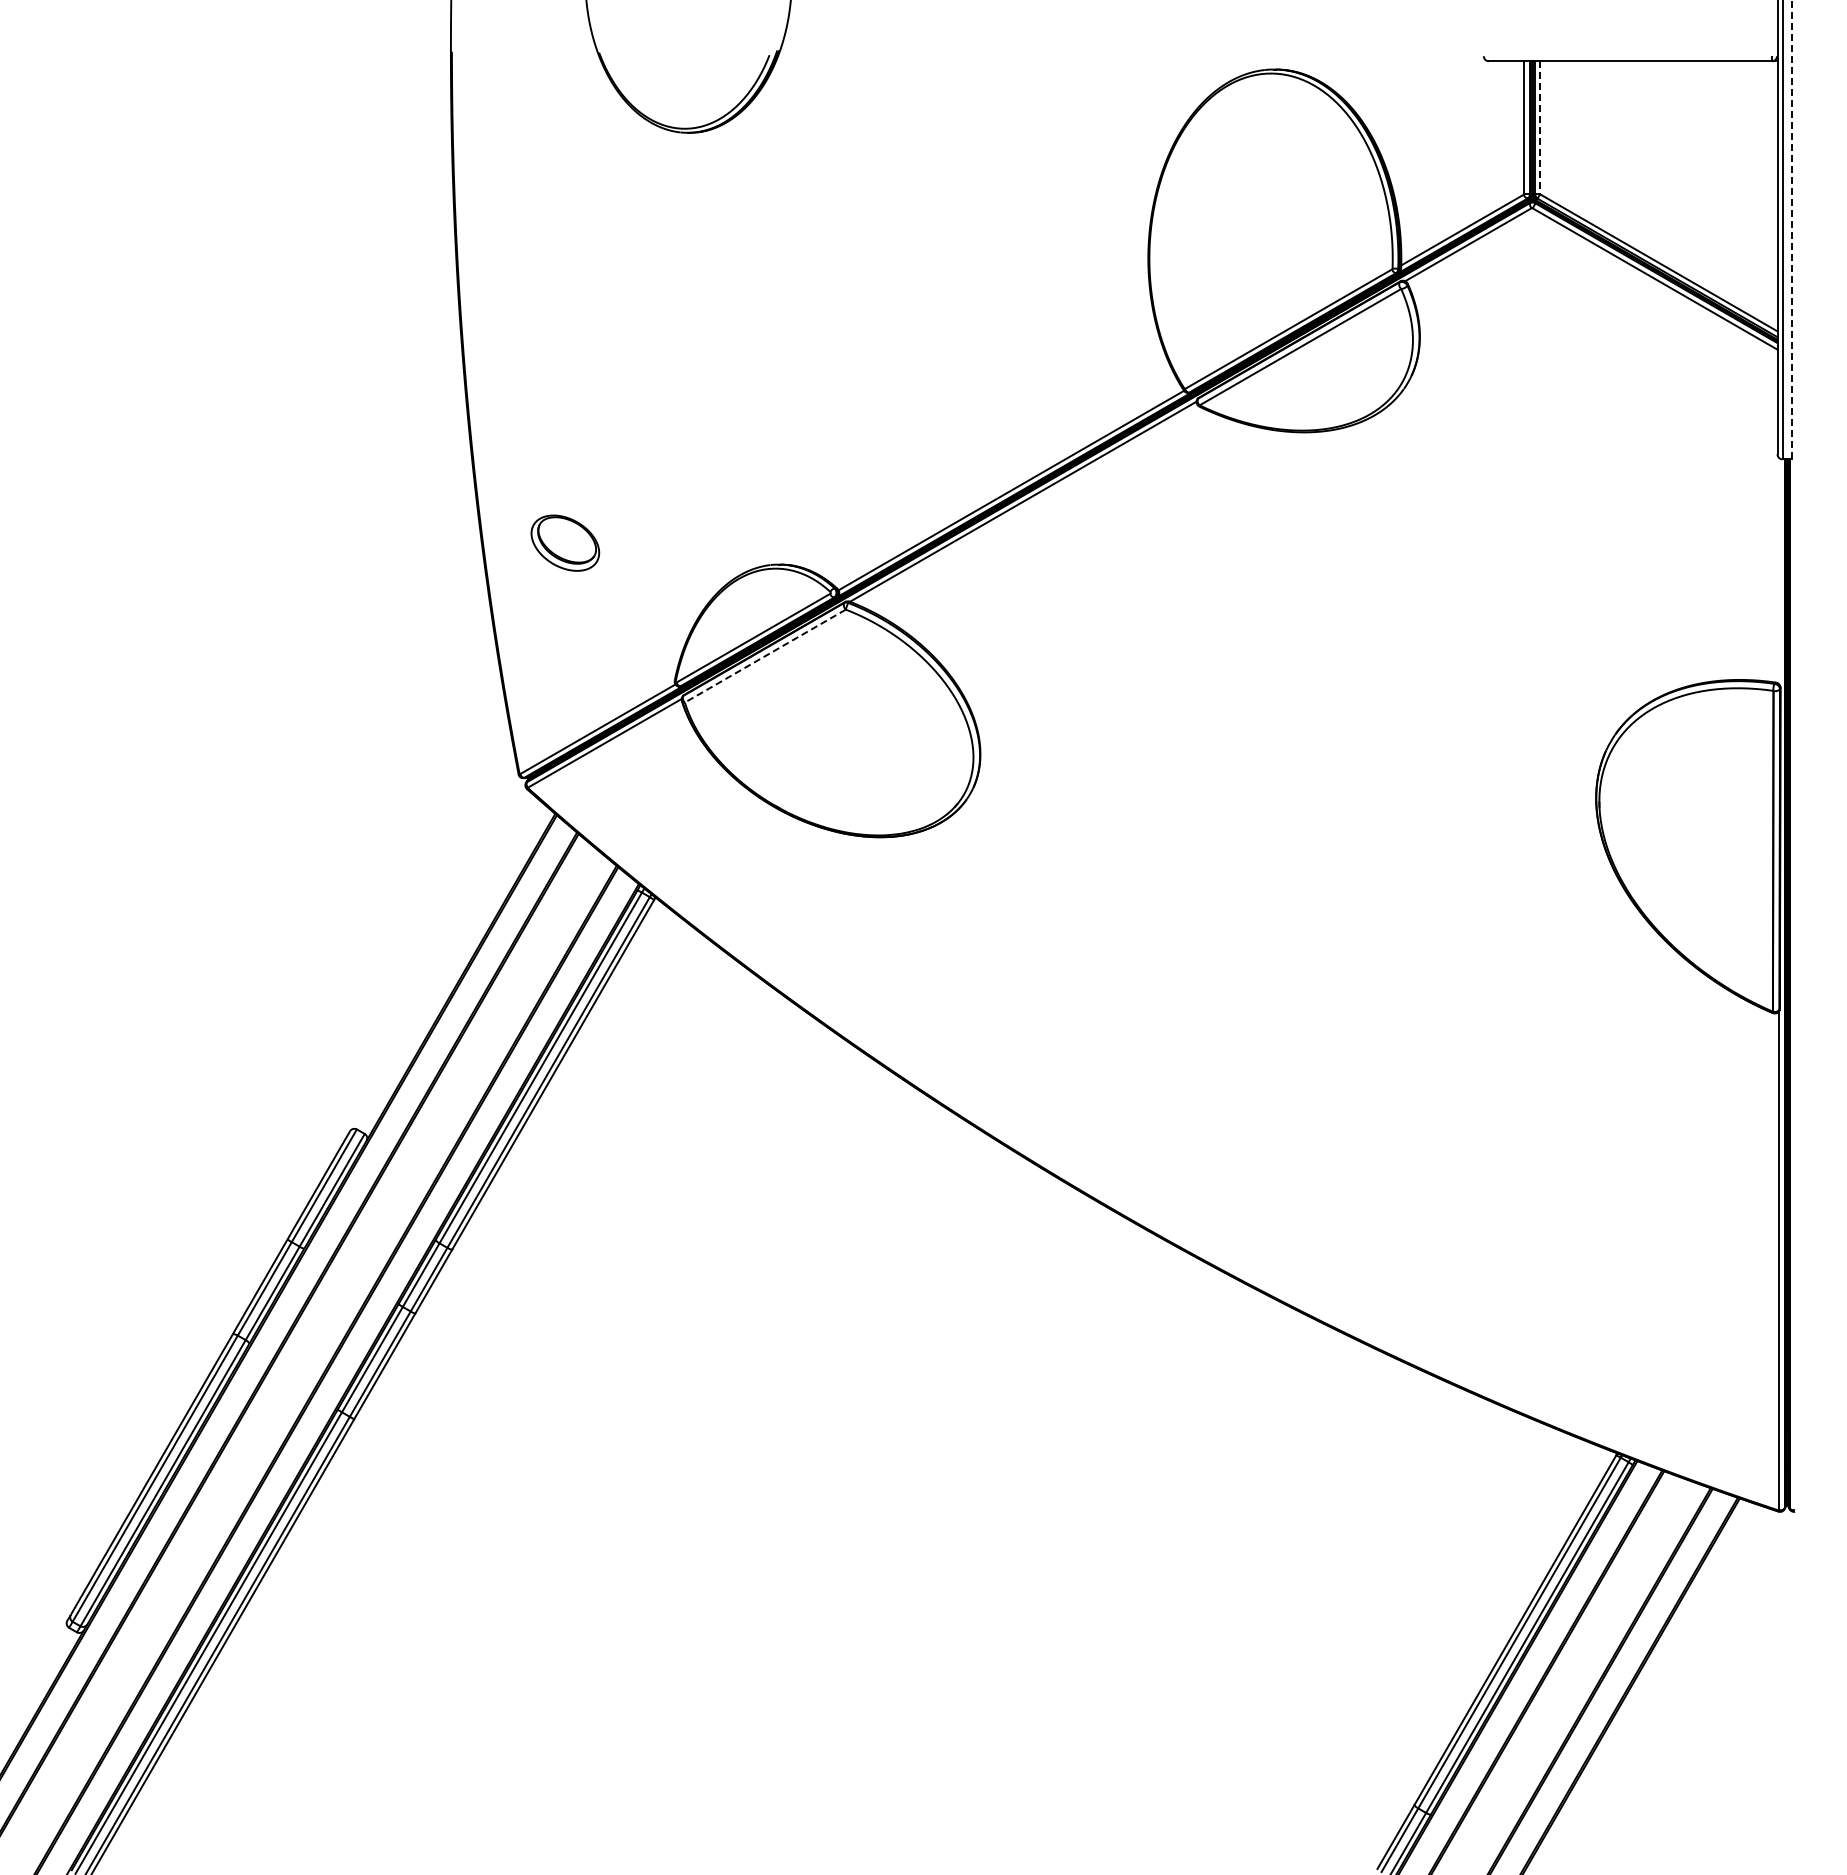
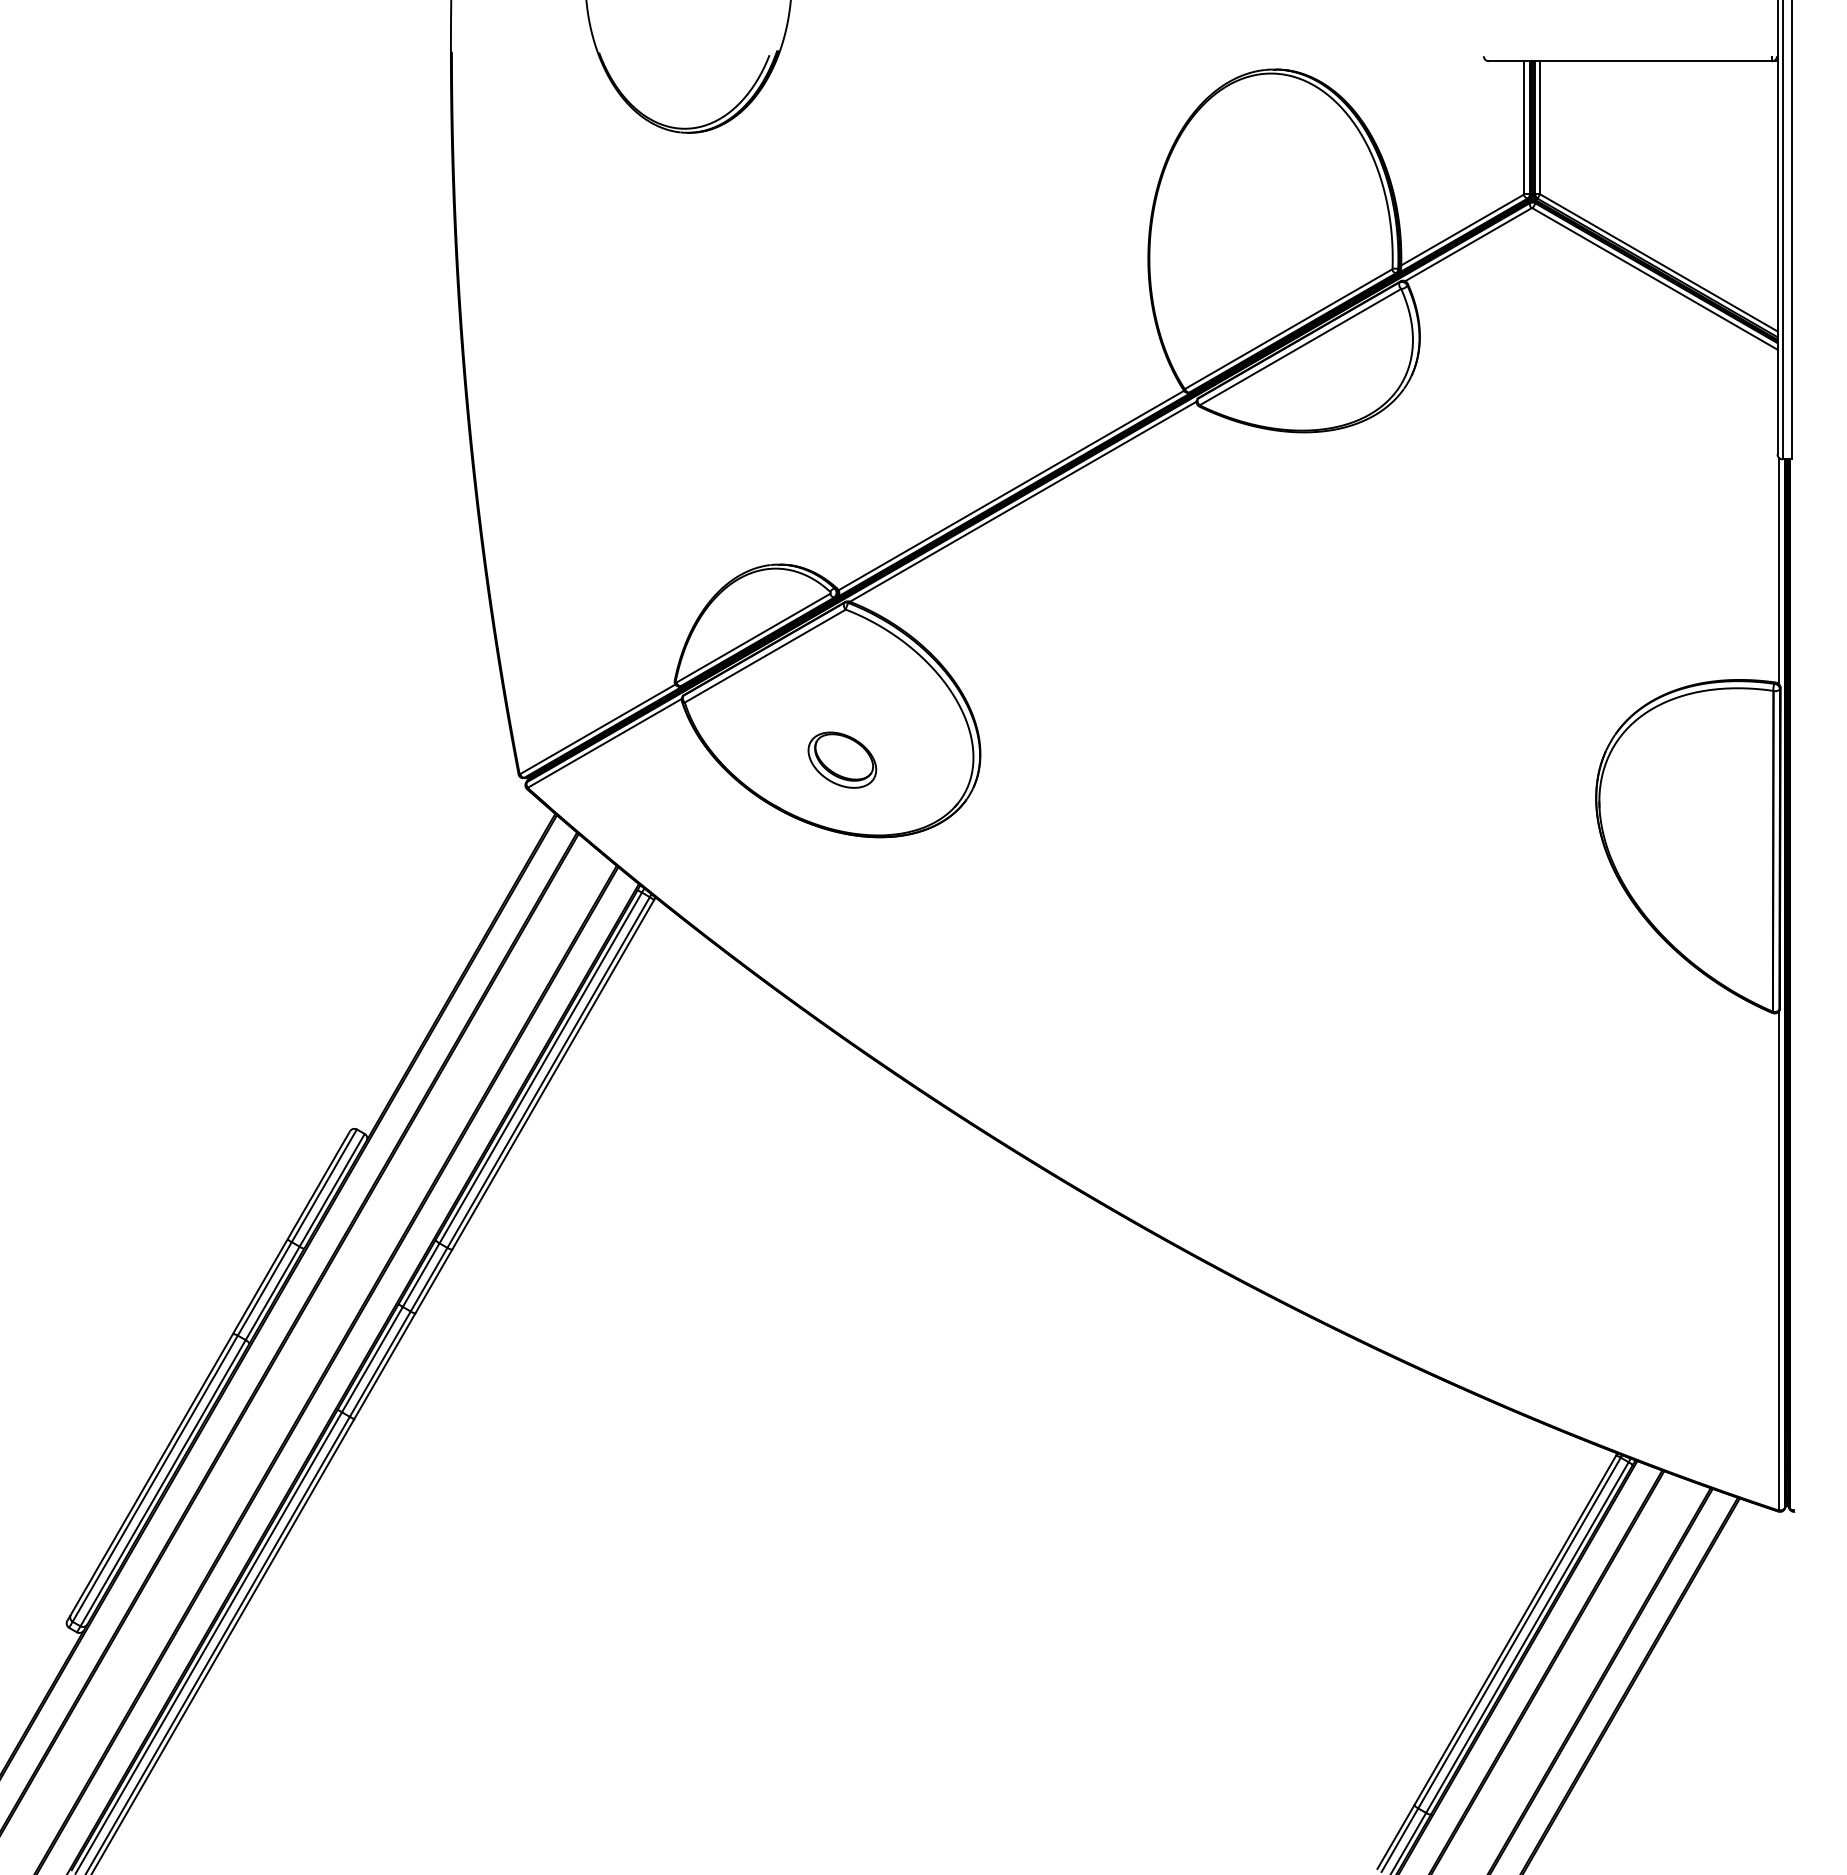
line: dashed -> solid (1540, 127)
line: dashed -> solid (1791, 229)
part position: (565, 542) -> (842, 759) (842, 759)
line: none -> present (1779, 571)
line: dashed -> solid (765, 656)
